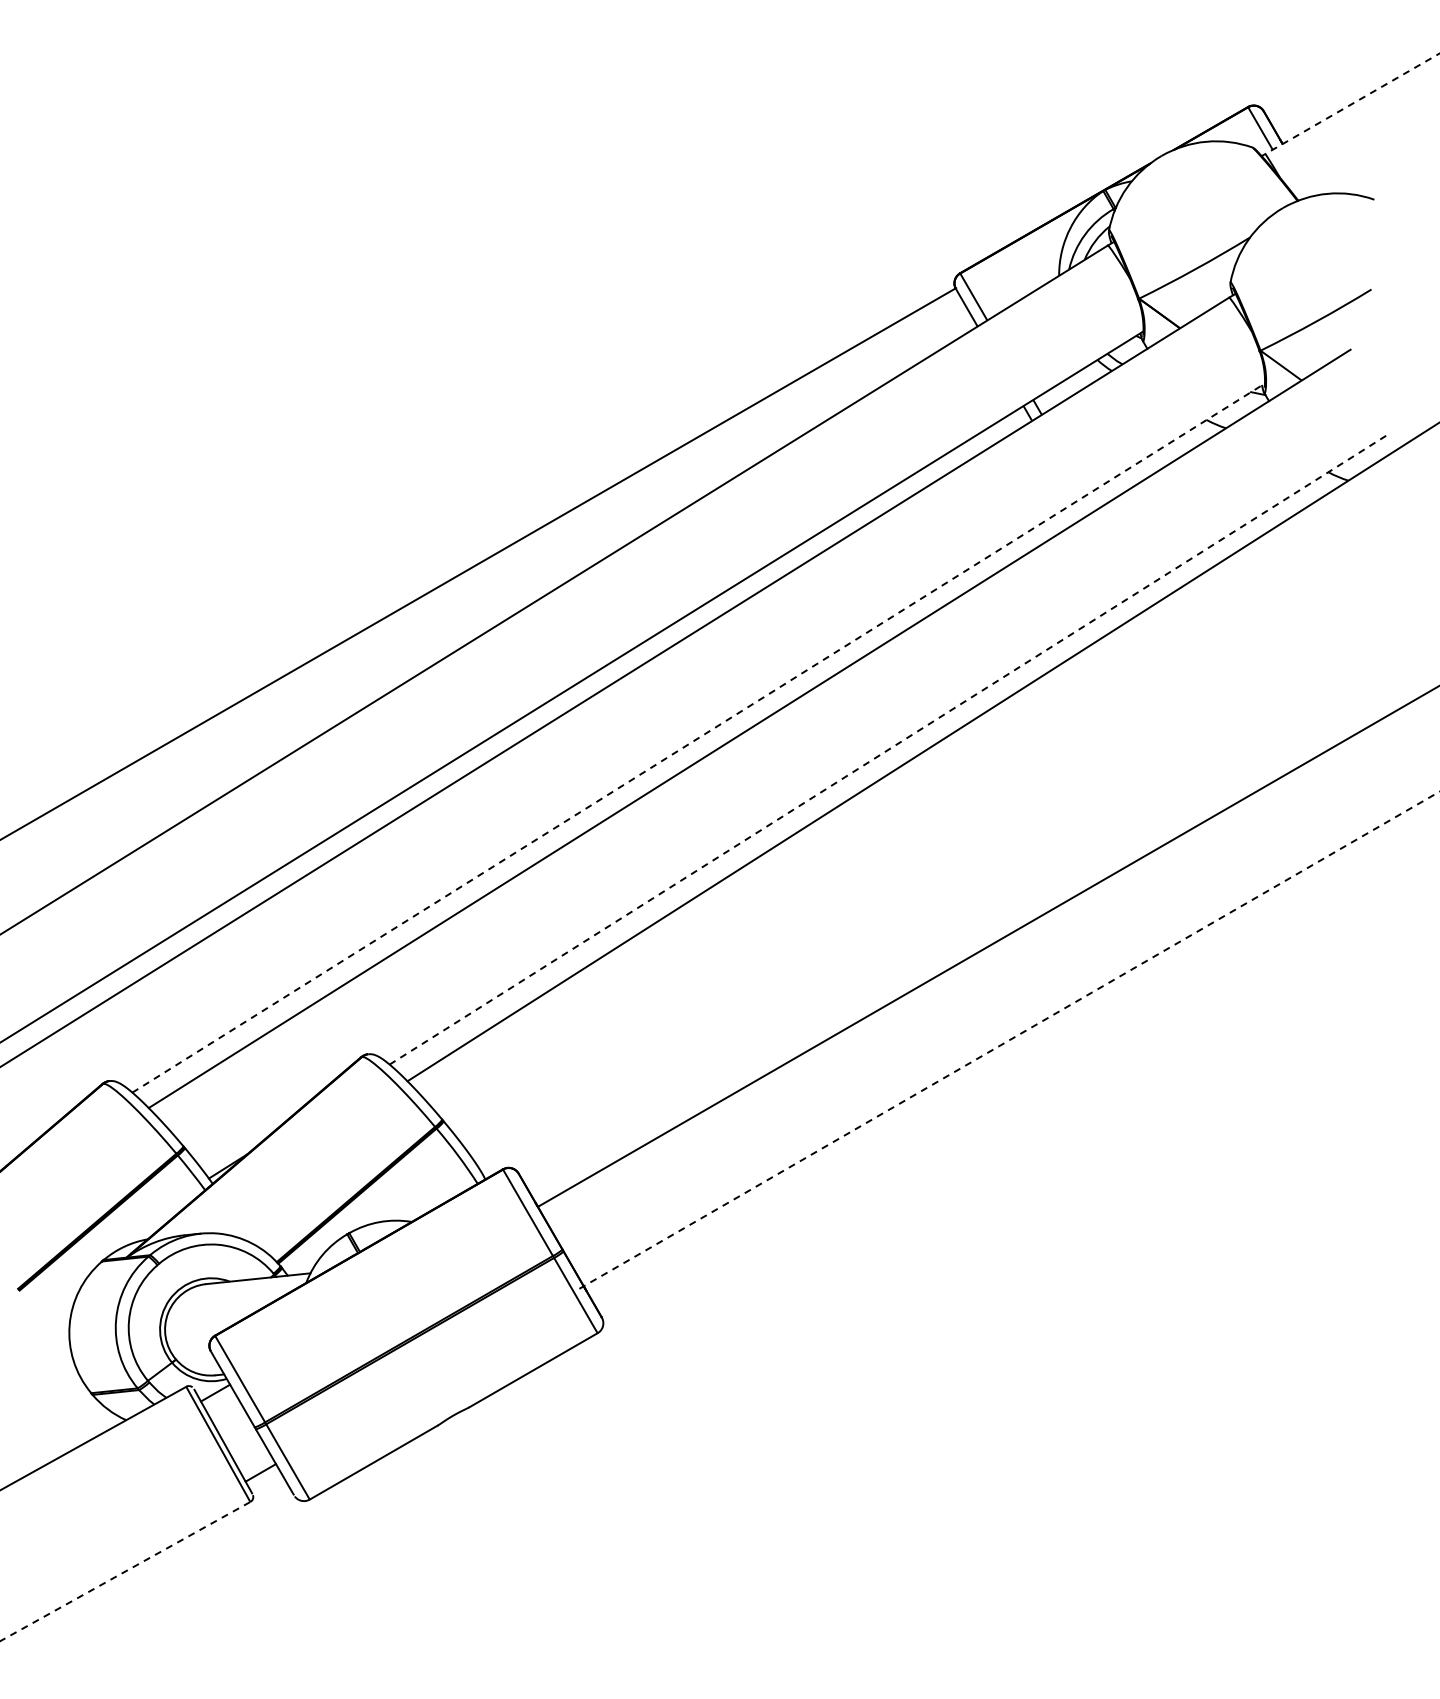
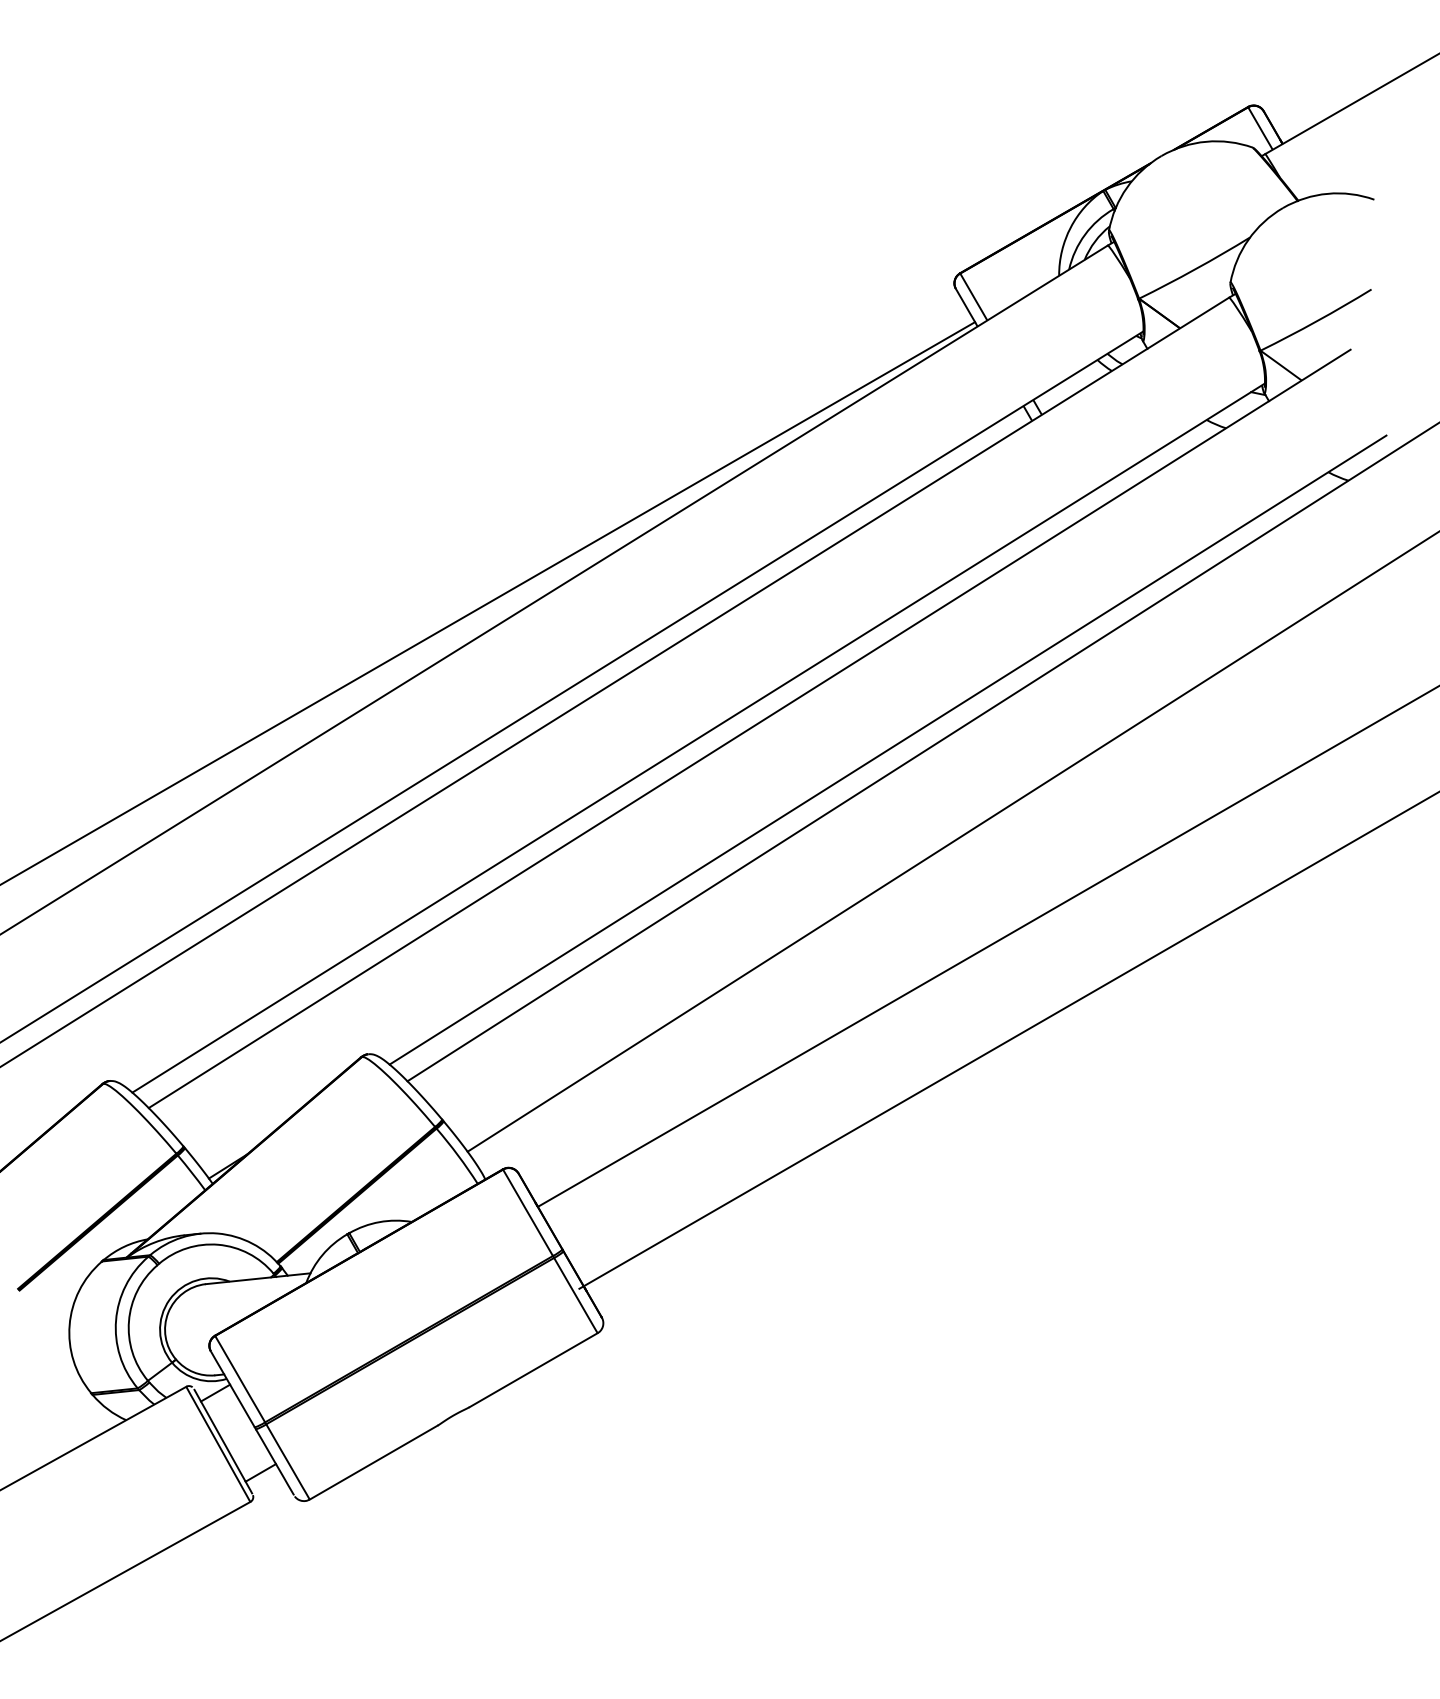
line: dashed -> solid (1351, 104)
line position: (479, 563) -> (488, 602) (488, 602)
line: dashed -> solid (699, 737)
line: dashed -> solid (888, 749)
line: none -> present (951, 842)
line: dashed -> solid (1009, 1040)
line: dashed -> solid (125, 1571)
